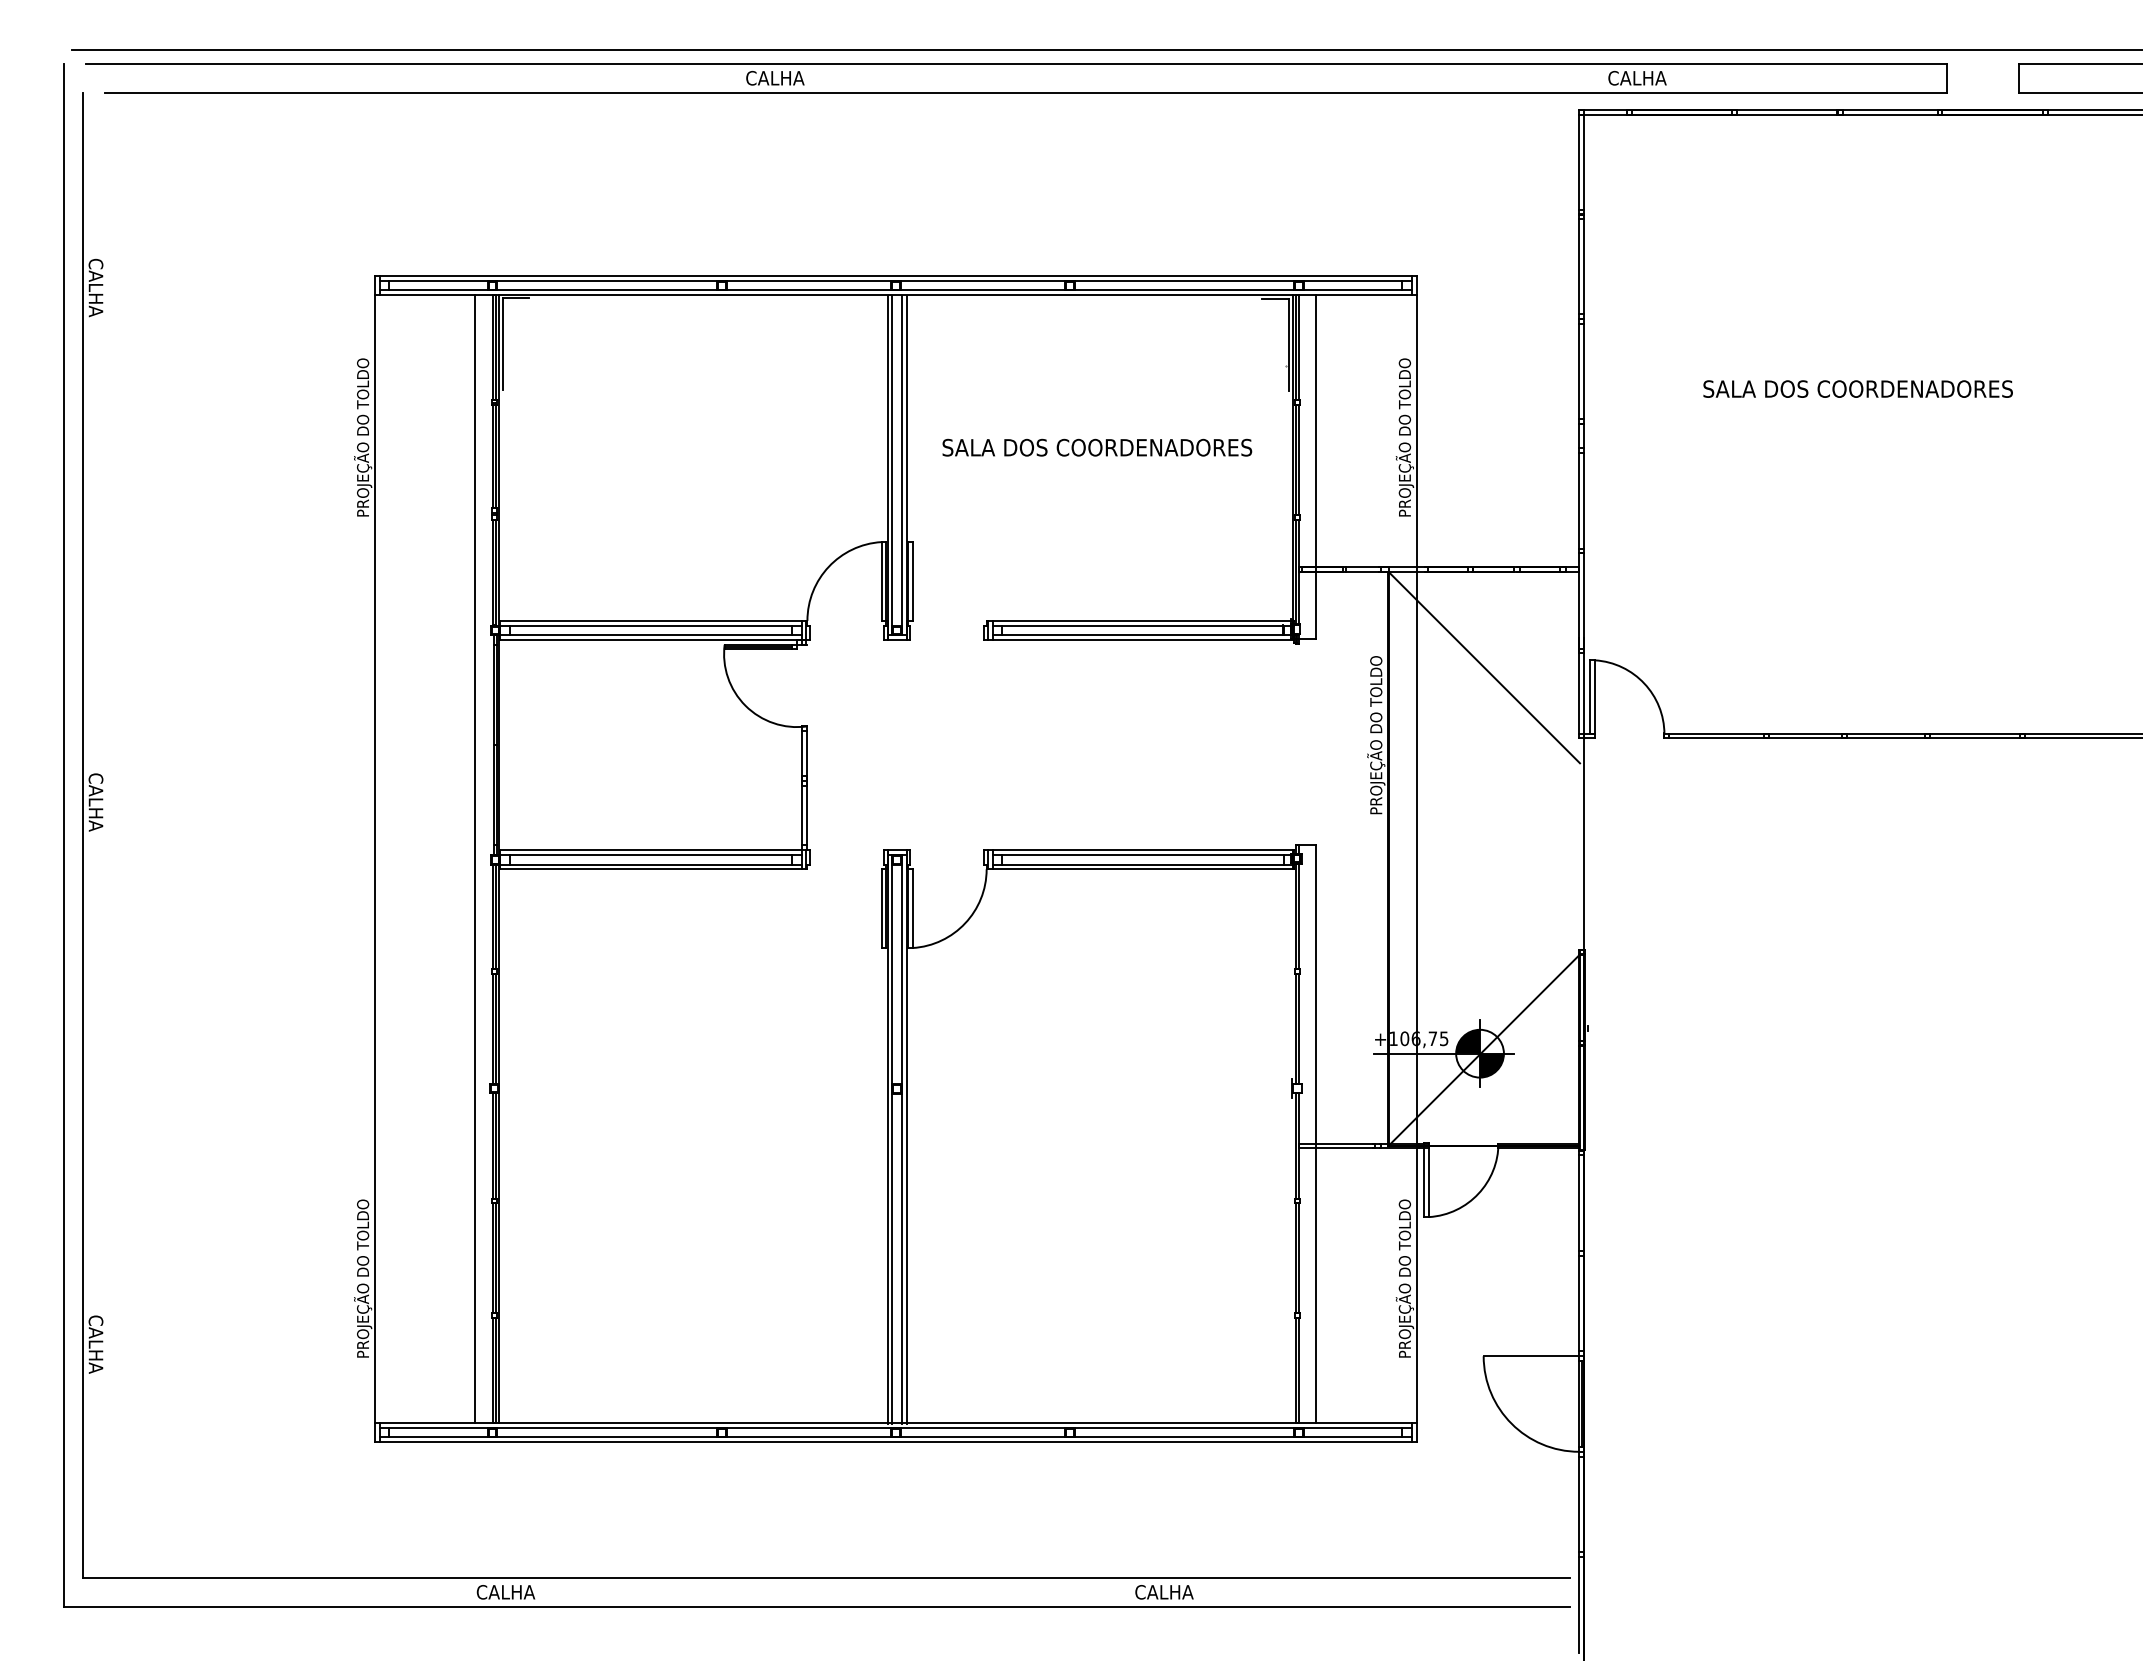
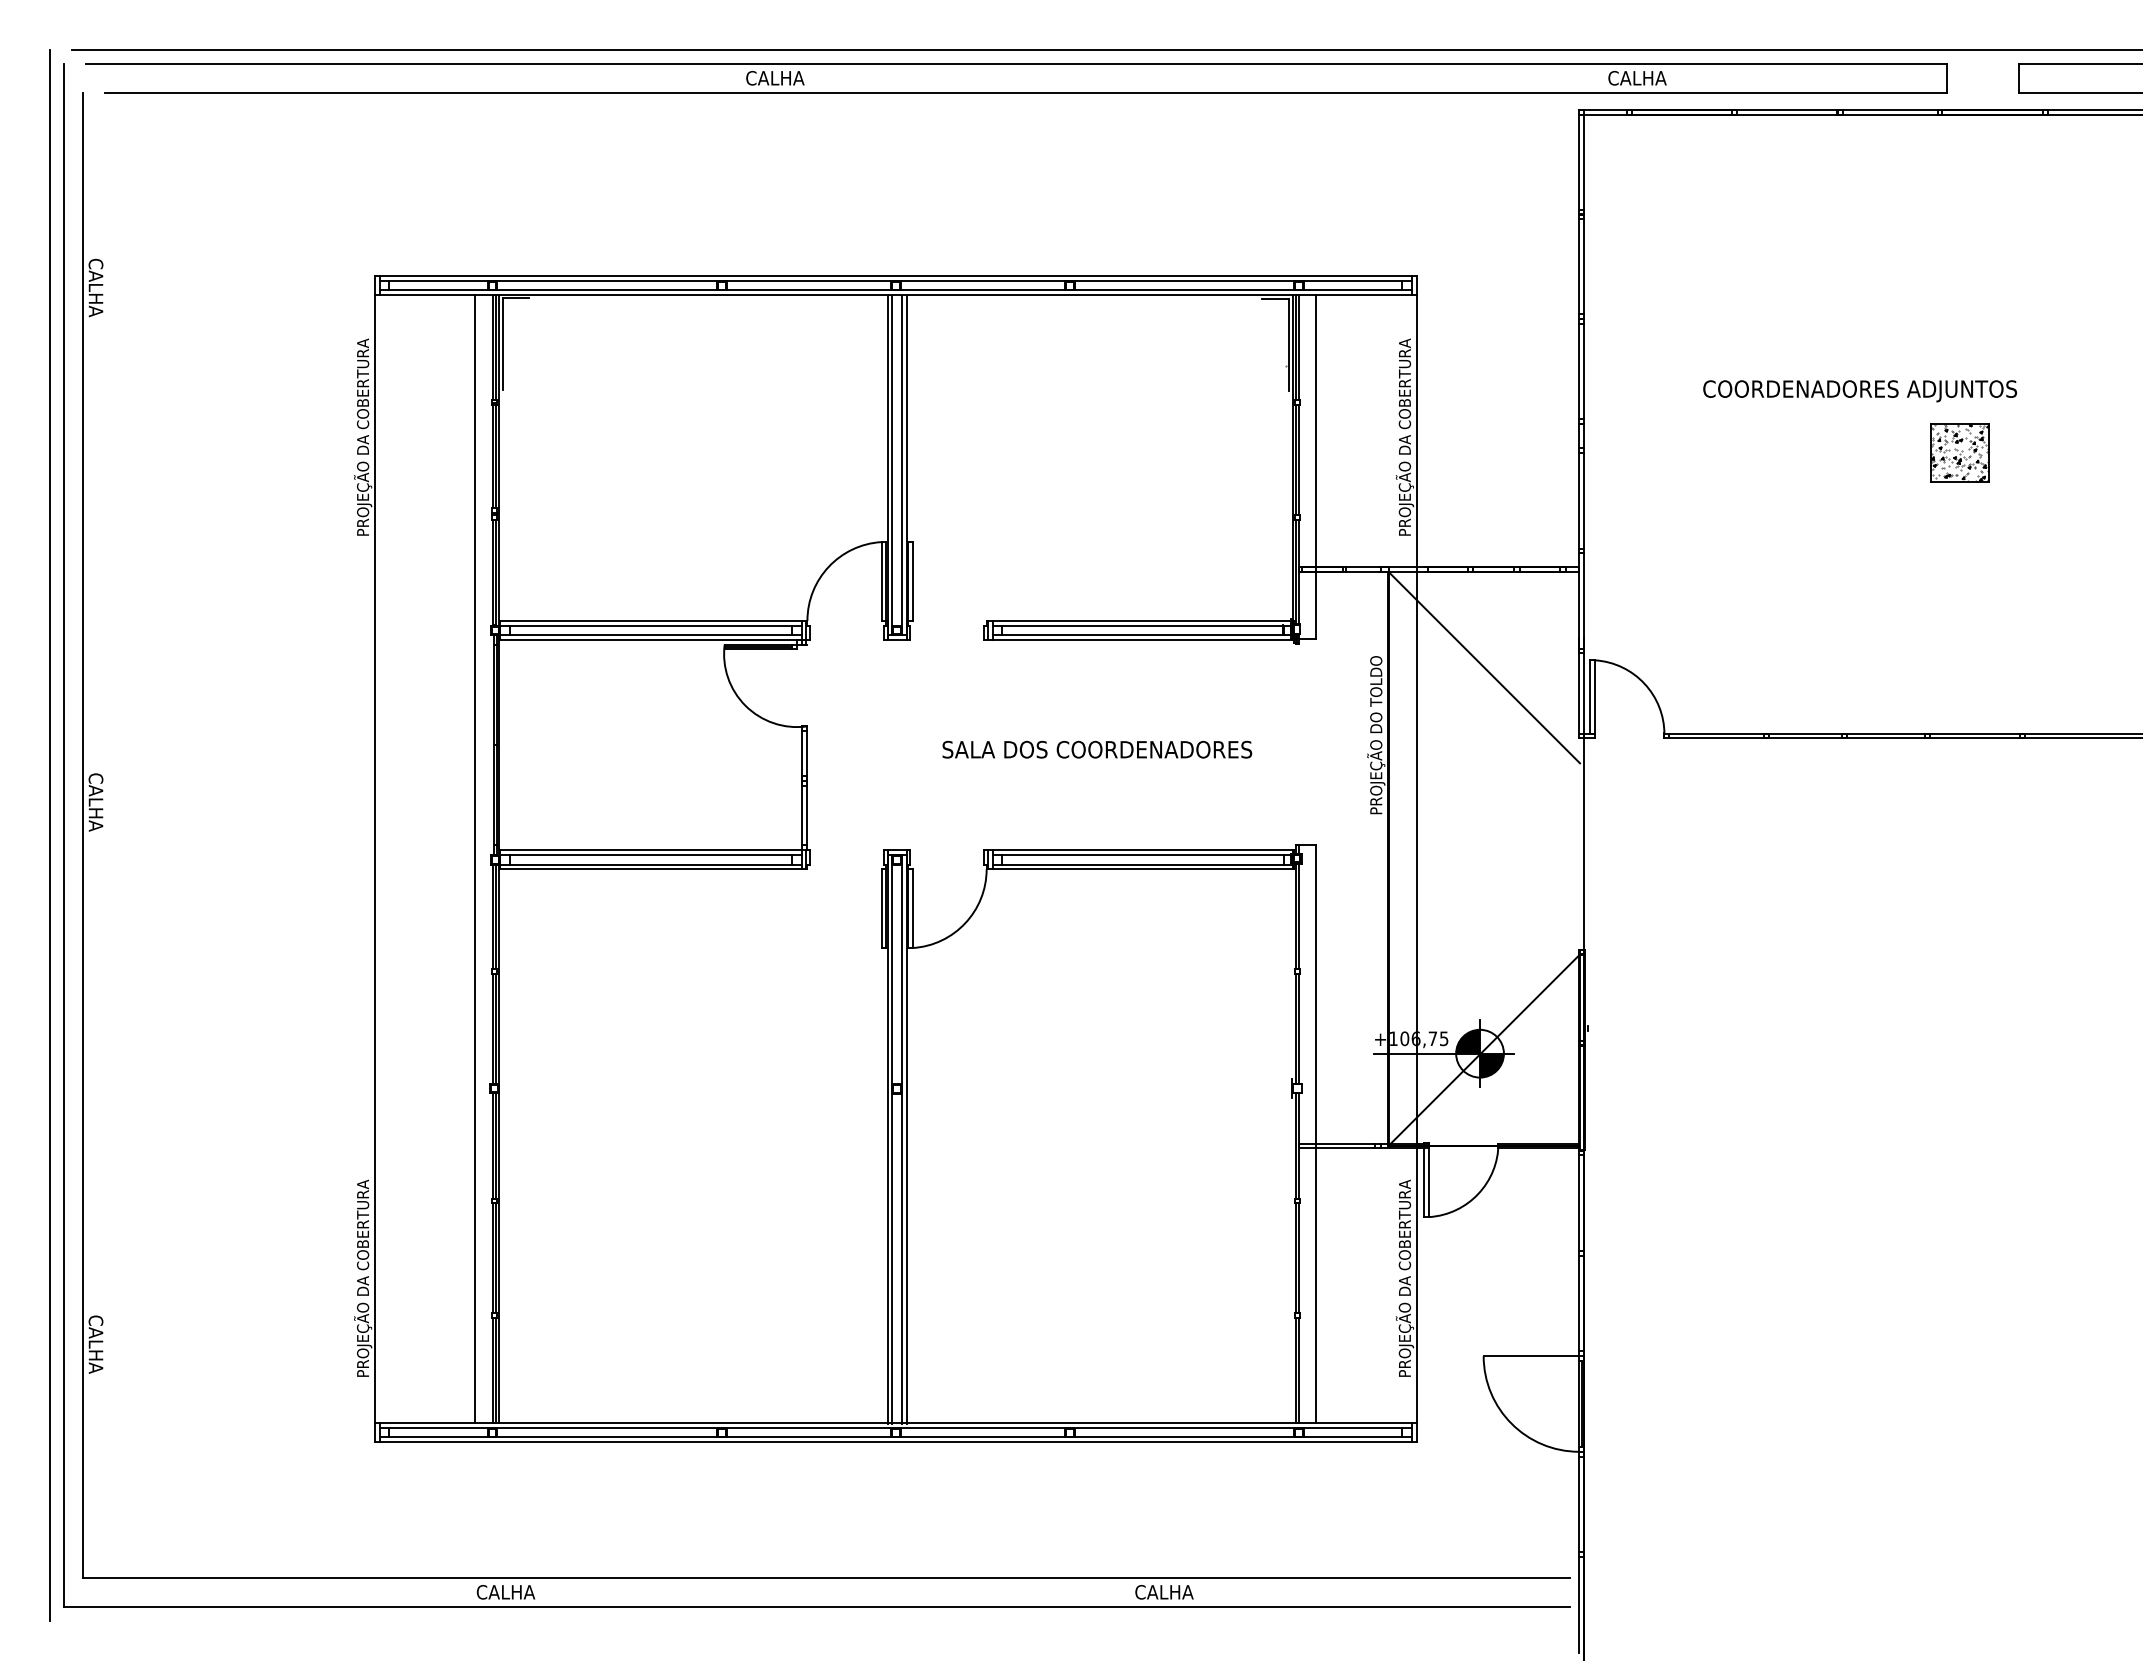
text: SALA DOS COORDENADORES -> COORDENADORES ADJUNTOS (1860, 391)
text: PROJEÇÃO DO TOLDO -> PROJEÇÃO DA COBERTURA (363, 436)
text: PROJEÇÃO DO TOLDO -> PROJEÇÃO DA COBERTURA (1404, 436)
text position: (1097, 447) -> (1097, 749) (1097, 749)
part: none -> present (1959, 452)
line: none -> present (49, 834)
text: PROJEÇÃO DO TOLDO -> PROJEÇÃO DA COBERTURA (363, 1277)
text: PROJEÇÃO DO TOLDO -> PROJEÇÃO DA COBERTURA (1404, 1277)
